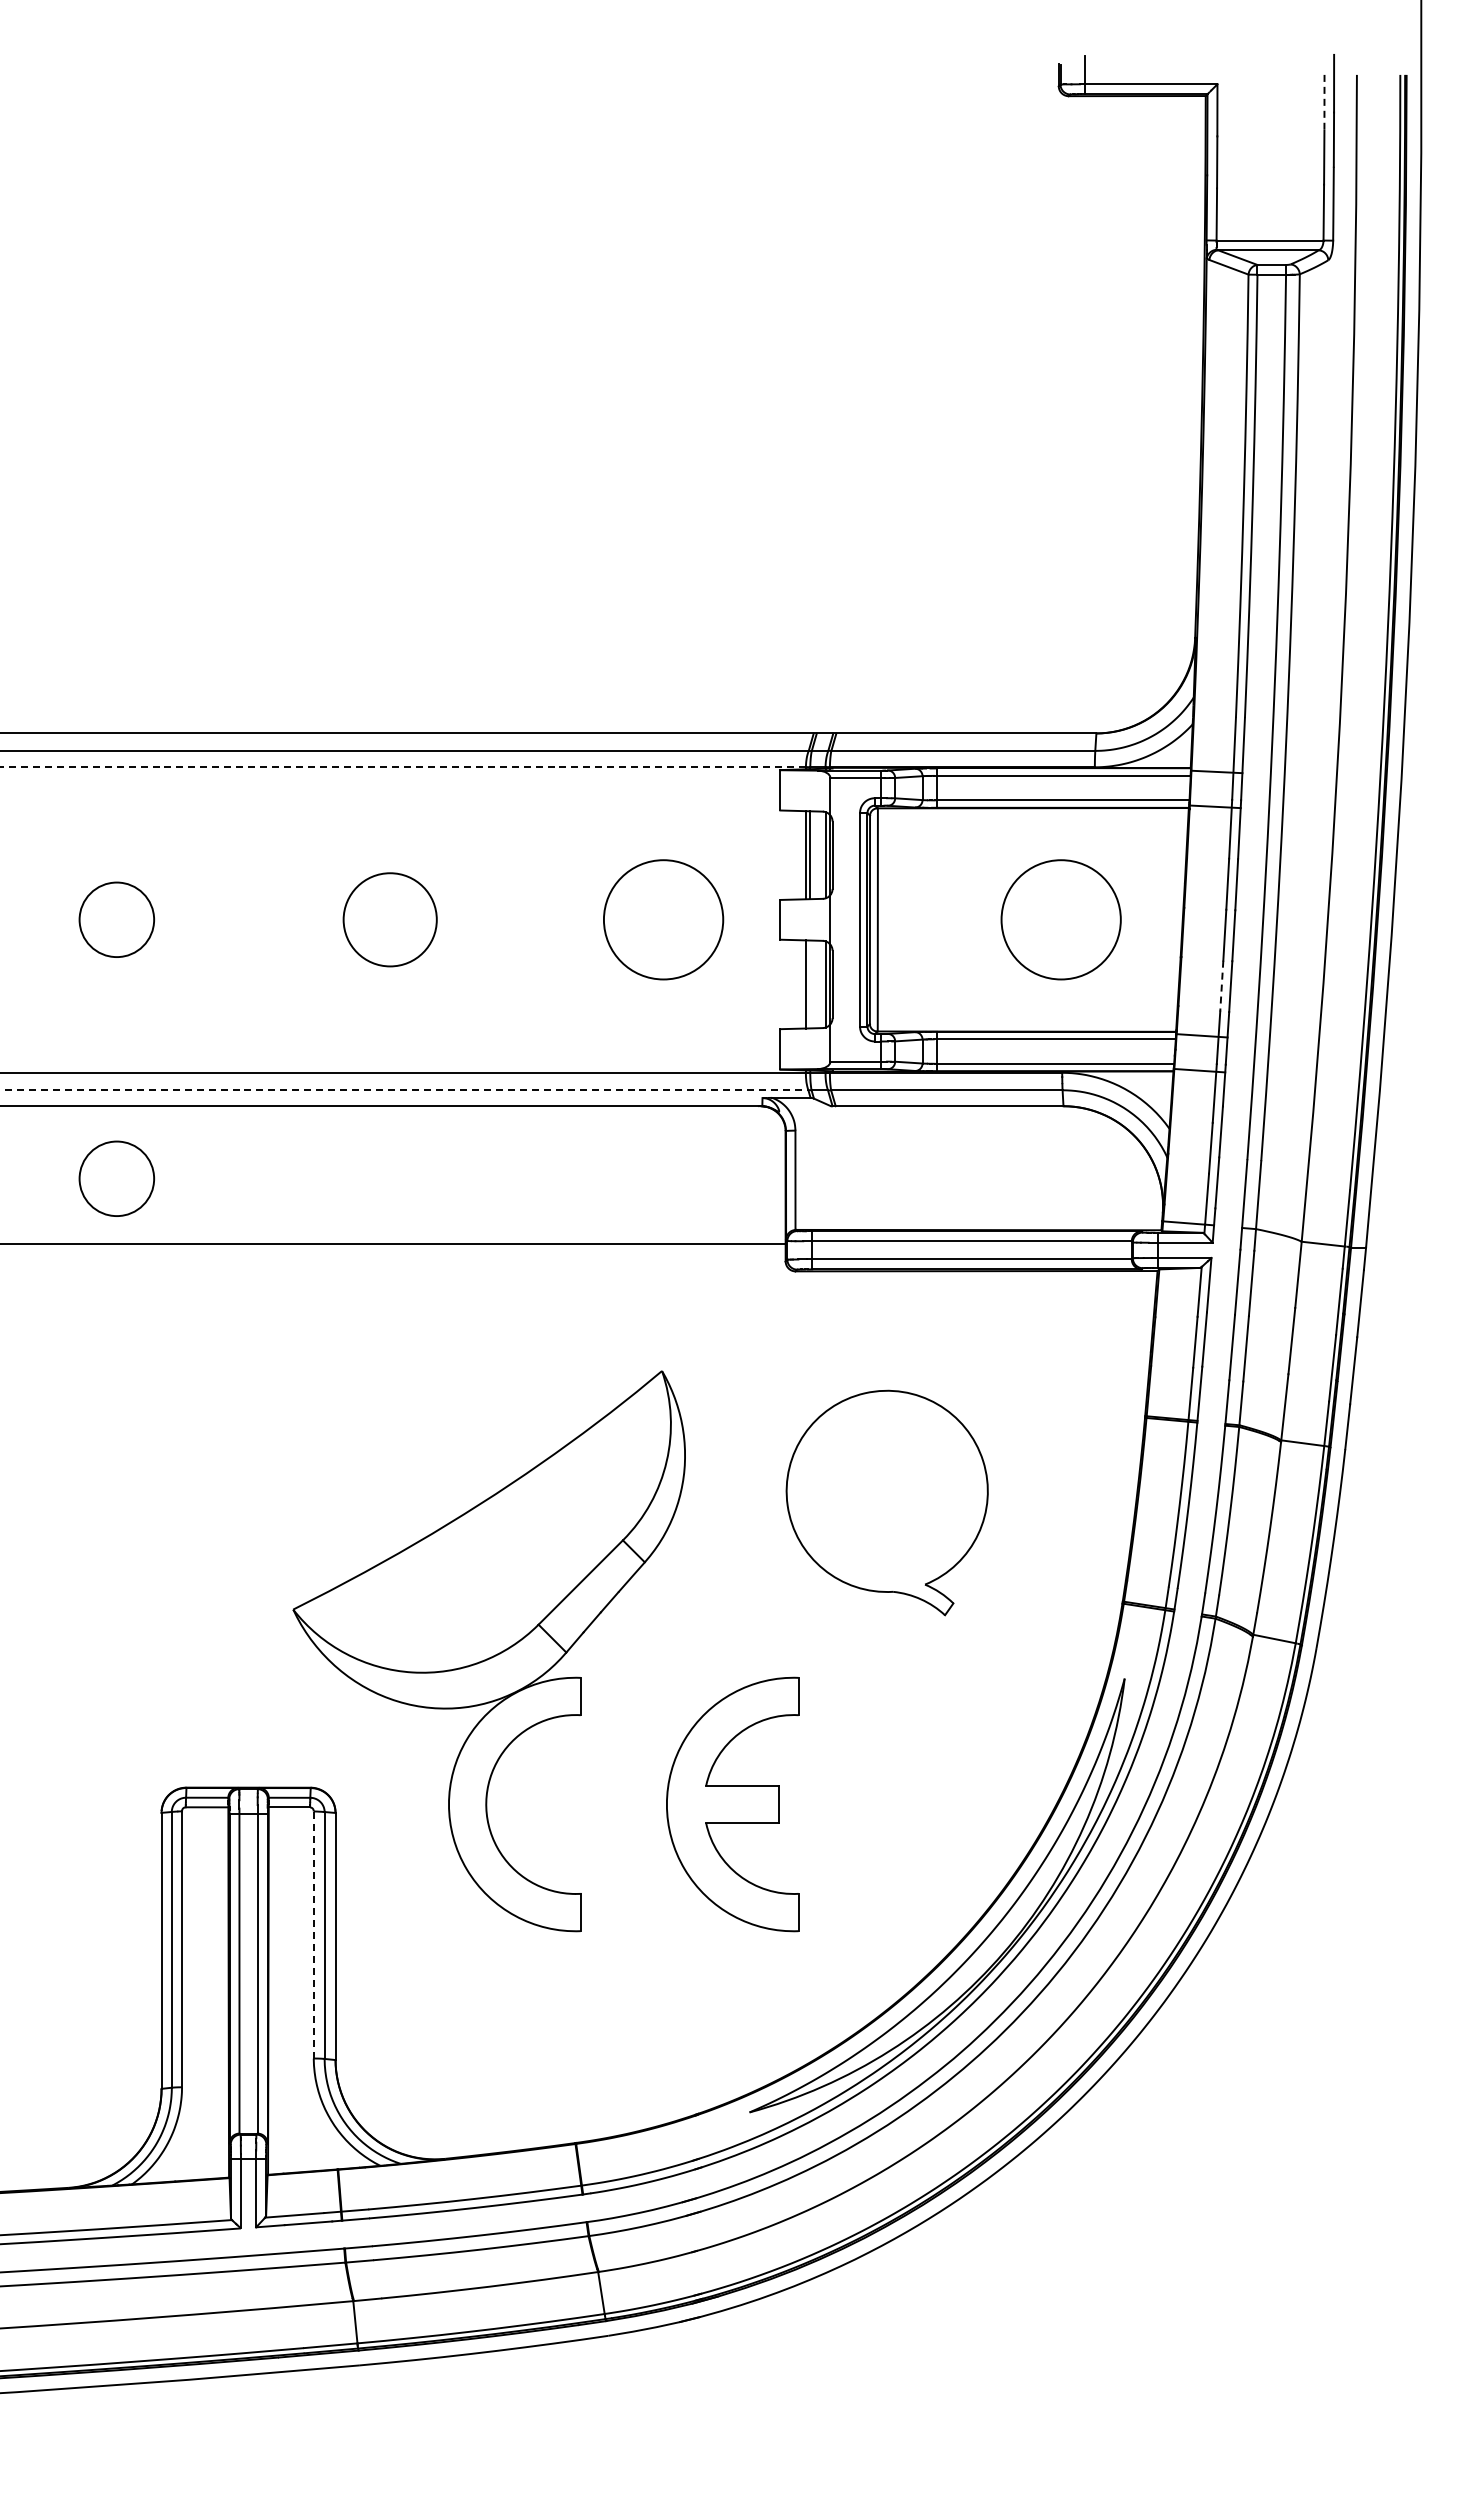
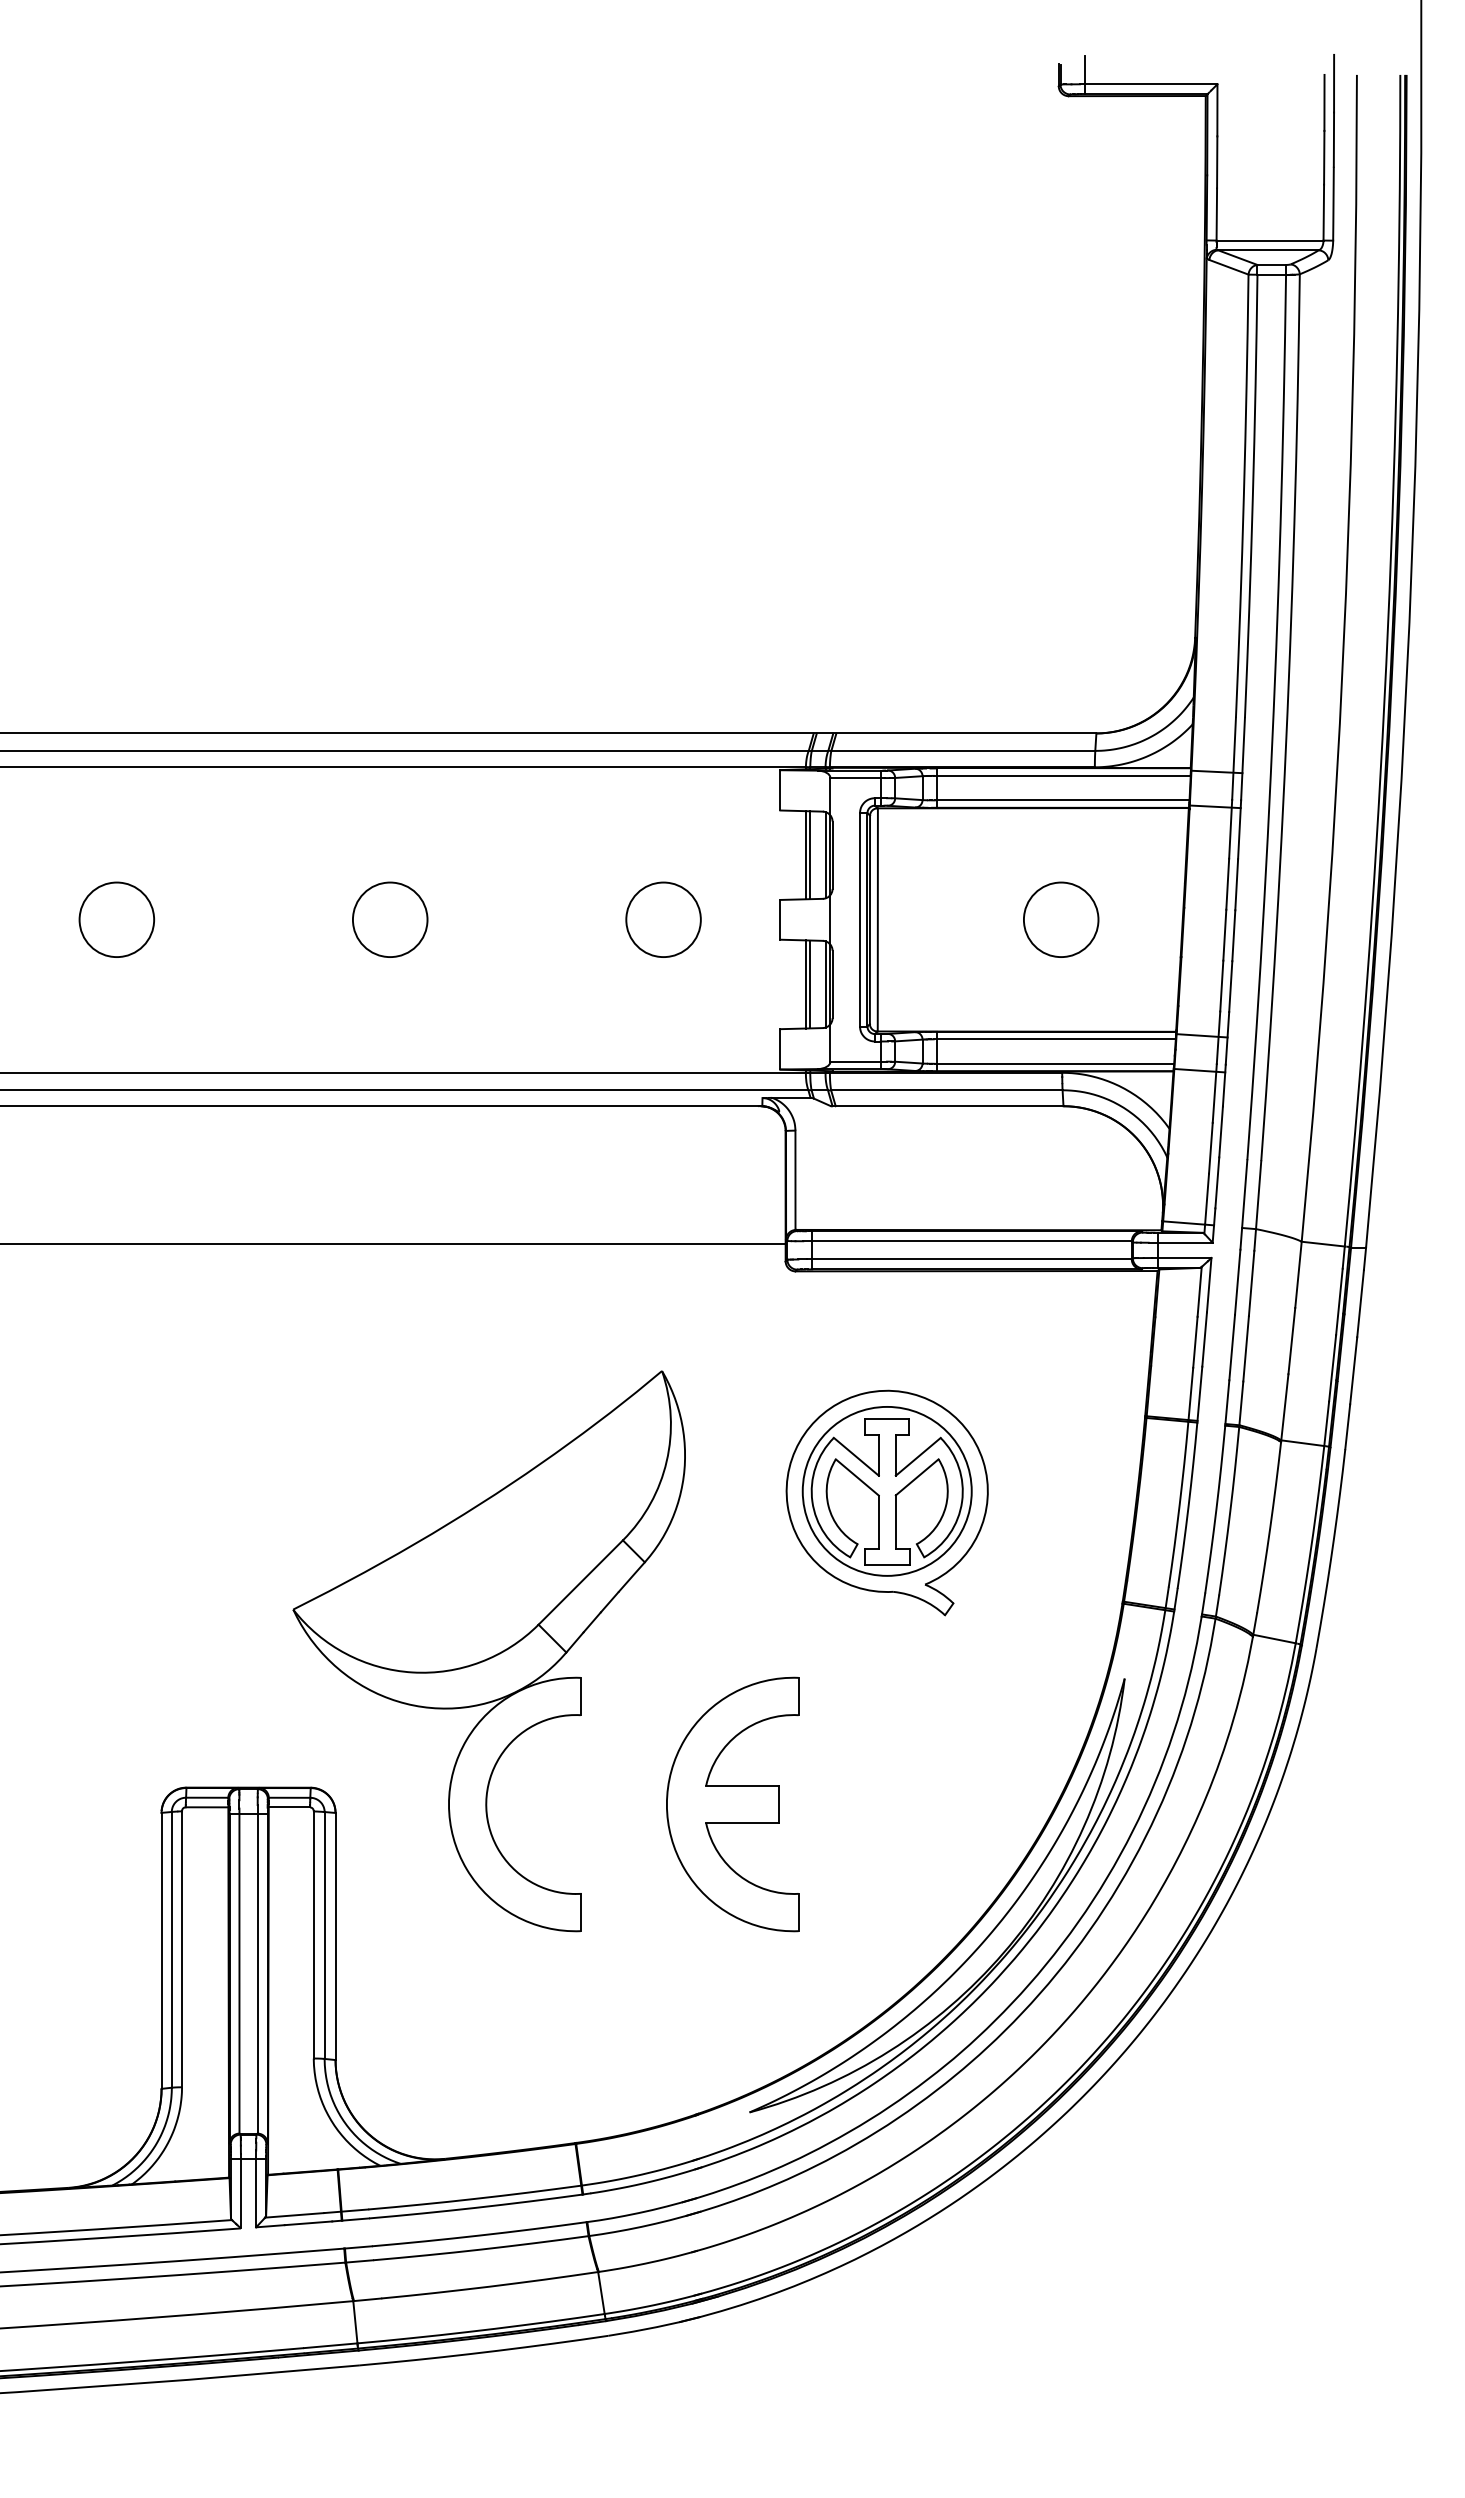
line: dashed -> solid (1324, 103)
line: dashed -> solid (403, 767)
circle diameter: 93 px -> 75 px (389, 919)
circle diameter: 119 px -> 75 px (663, 919)
circle diameter: 119 px -> 75 px (1060, 919)
line: none -> present (810, 984)
line: dashed -> solid (1221, 986)
line: dashed -> solid (404, 1090)
circle: present -> none (116, 1178)
part: none -> present (886, 1491)
line: dashed -> solid (313, 1935)
